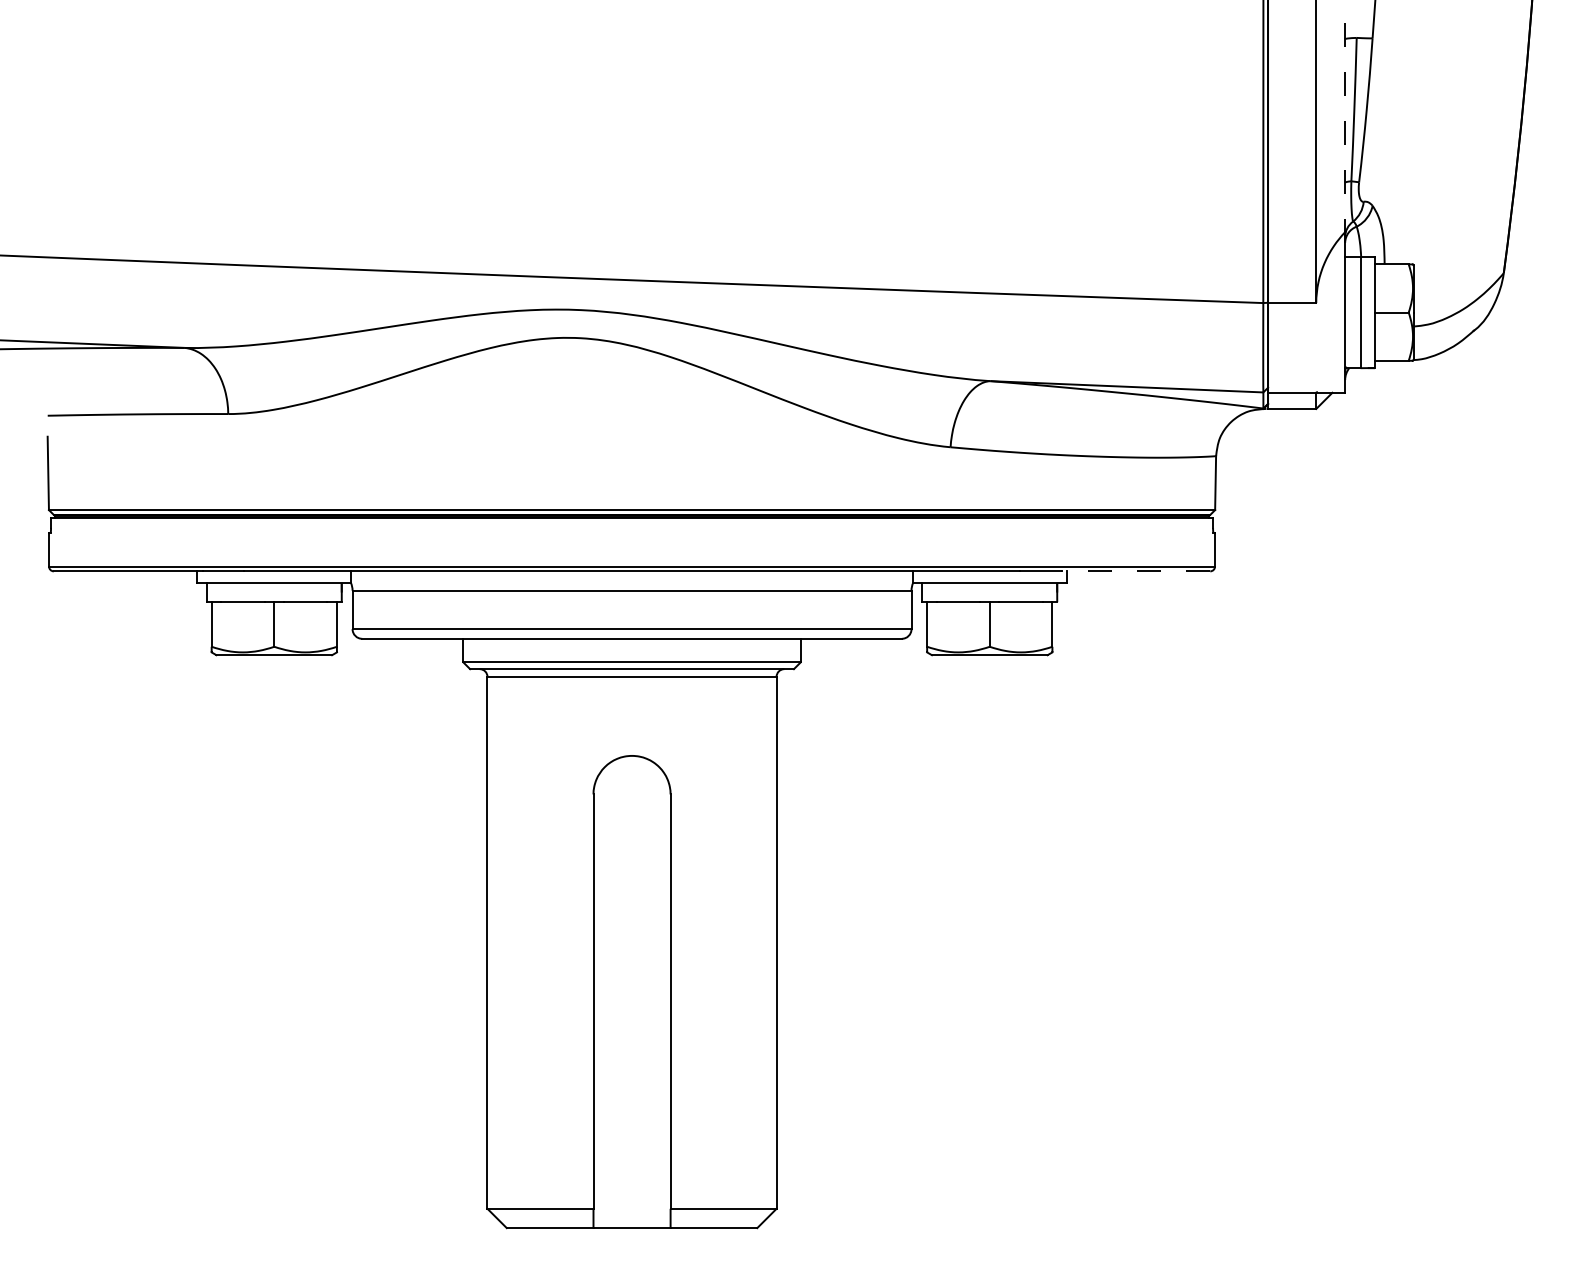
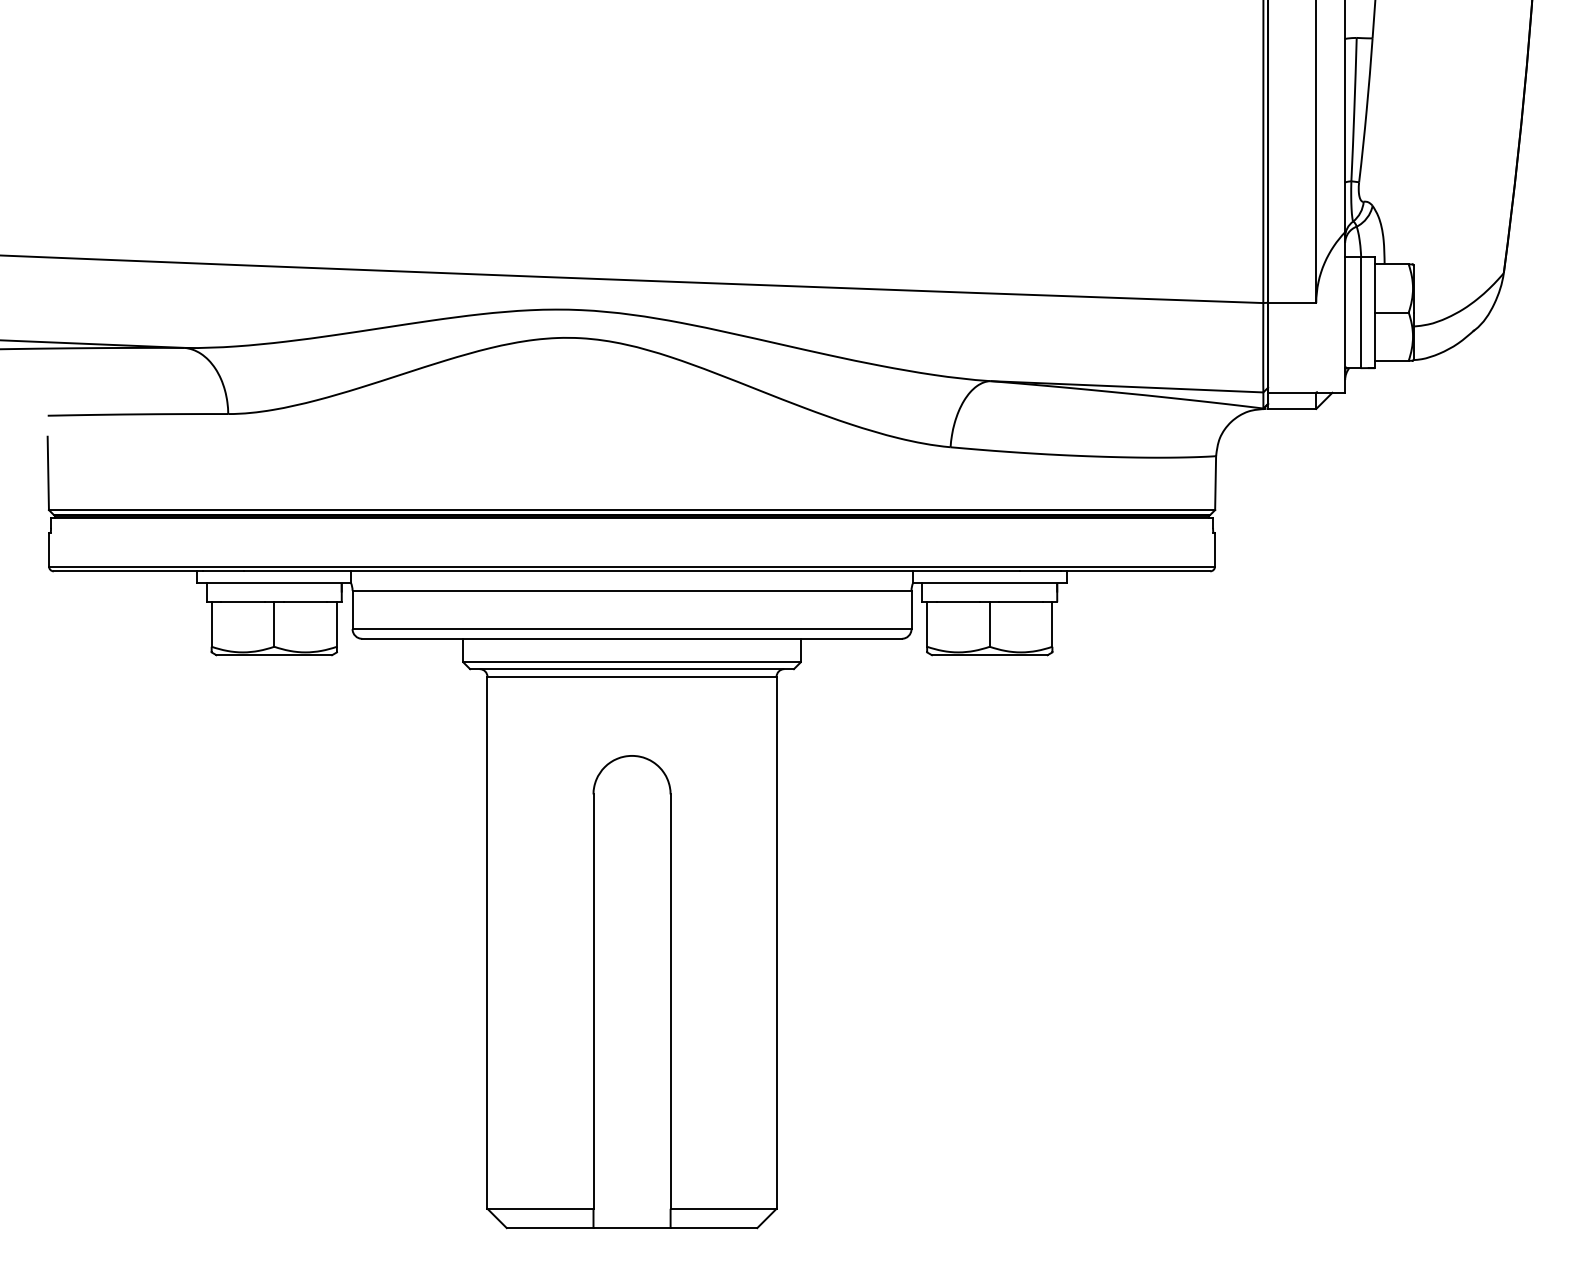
line: dashed -> solid (1345, 116)
line: dashed -> solid (1135, 571)
